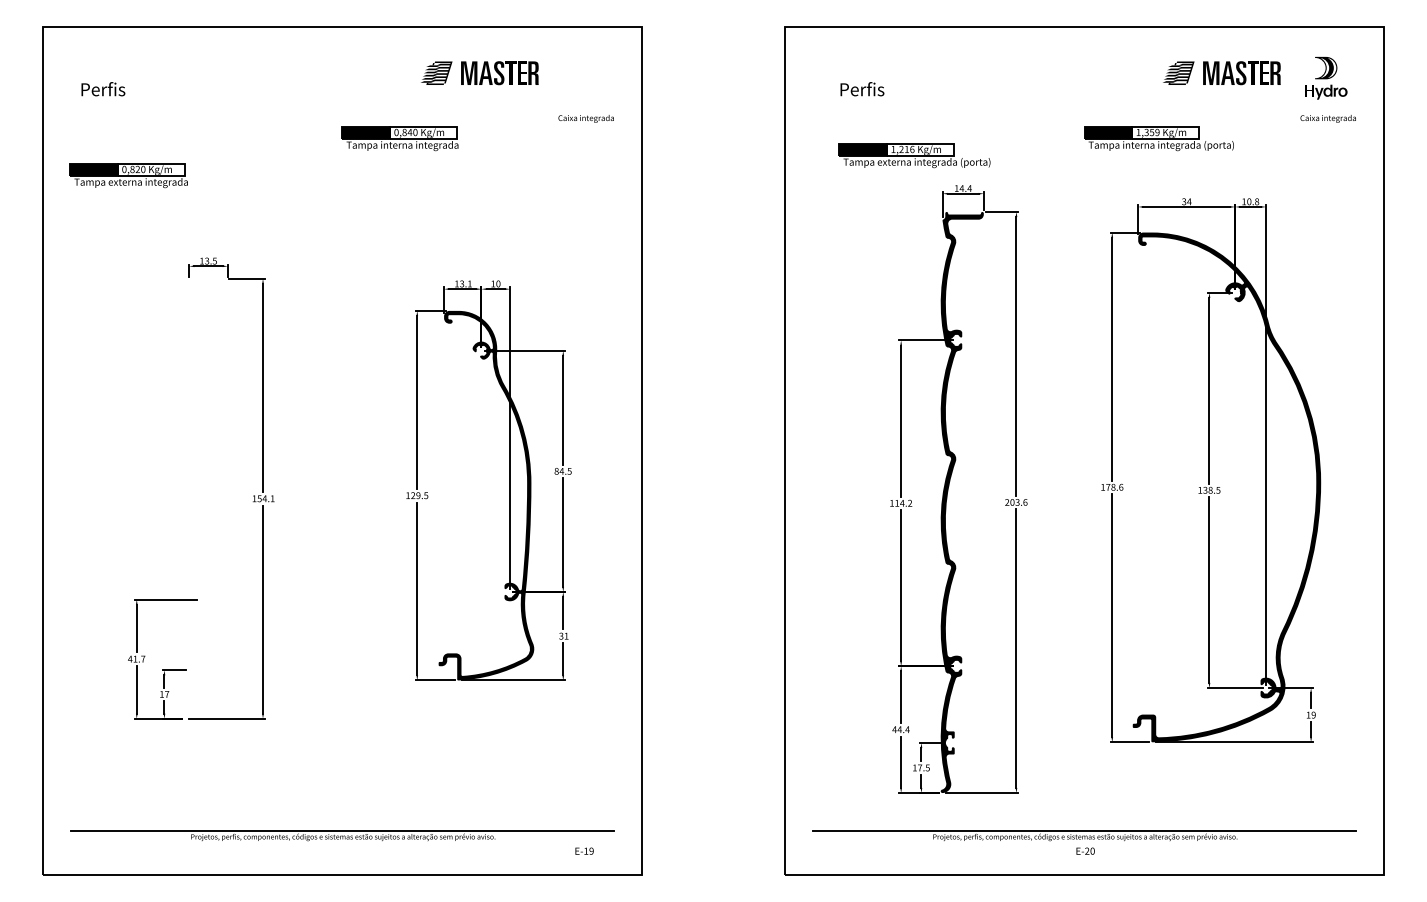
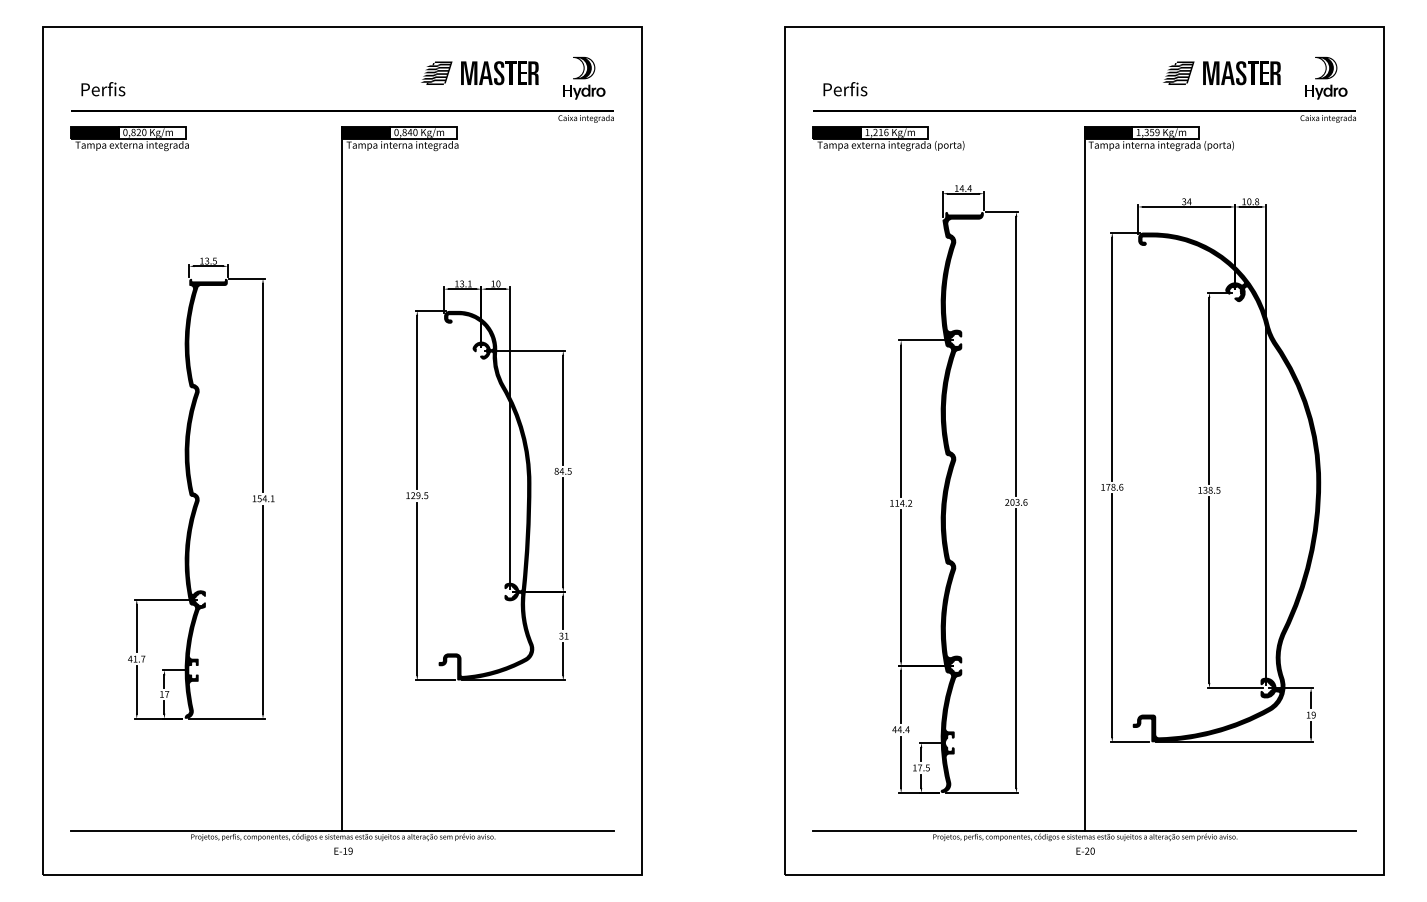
part: none -> present (584, 78)
text position: (862, 89) -> (845, 89) (845, 89)
fill: none -> present (342, 110)
fill: none -> present (1084, 110)
part position: (914, 155) -> (888, 138) (888, 138)
part position: (128, 175) -> (129, 138) (129, 138)
line: none -> present (342, 478)
line: none -> present (1084, 478)
fill: none -> present (205, 498)
text position: (584, 850) -> (343, 850) (343, 850)
